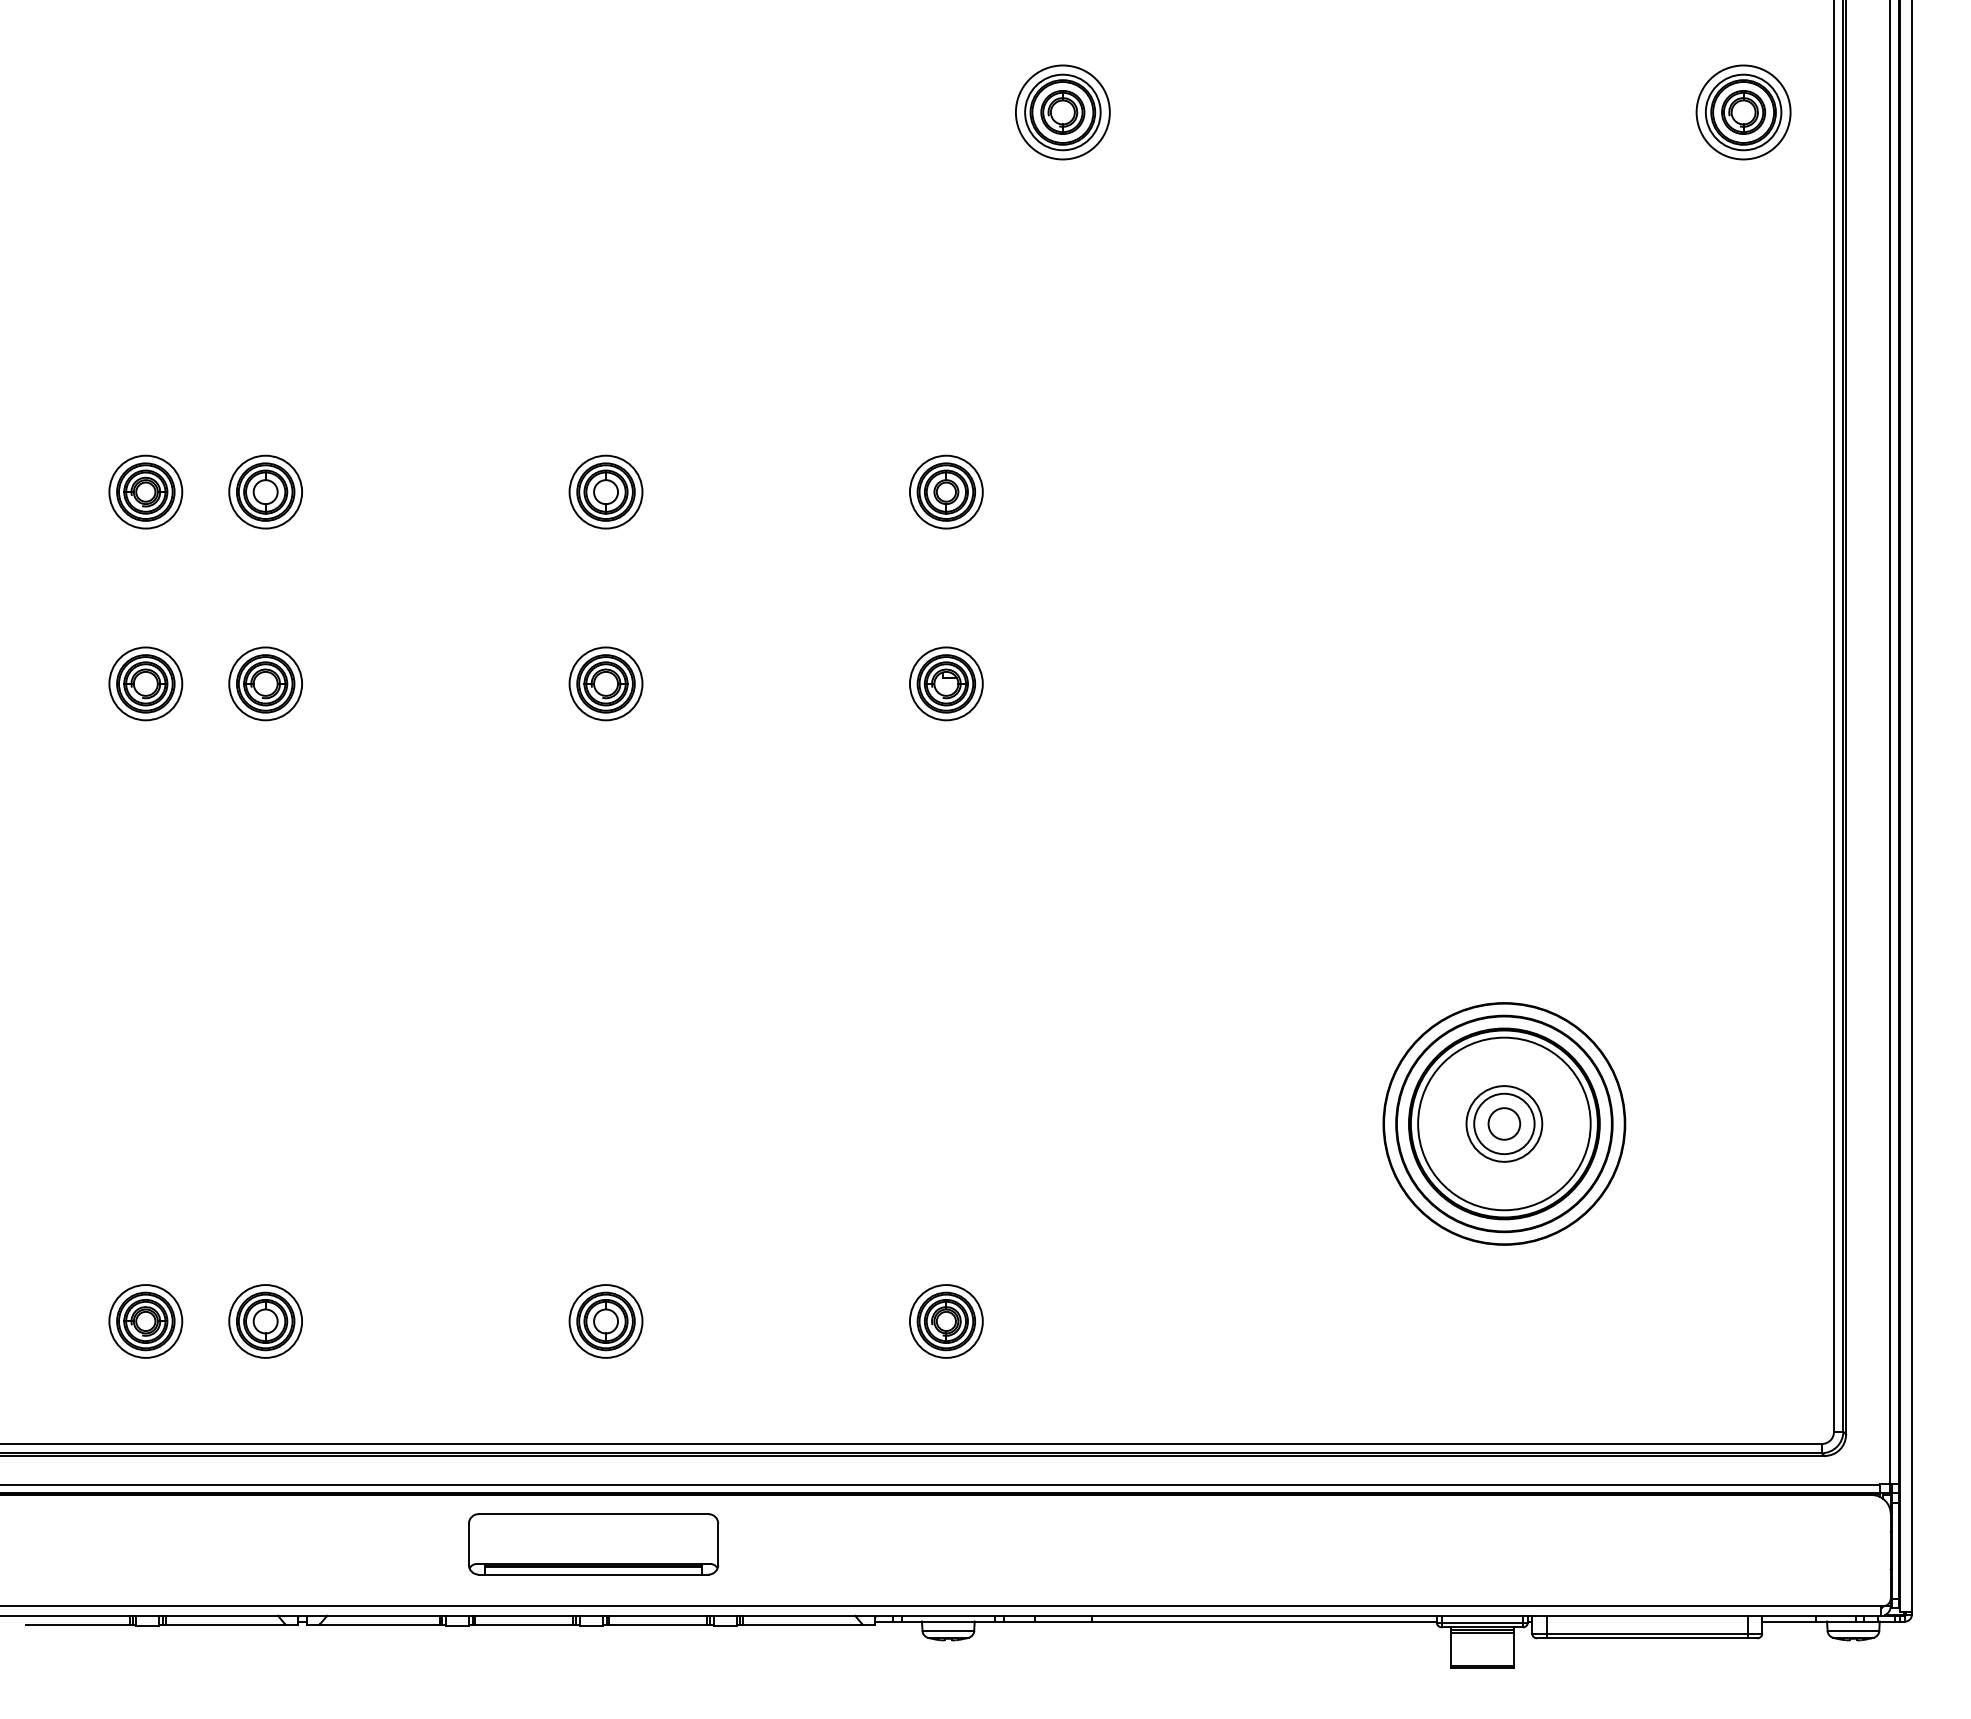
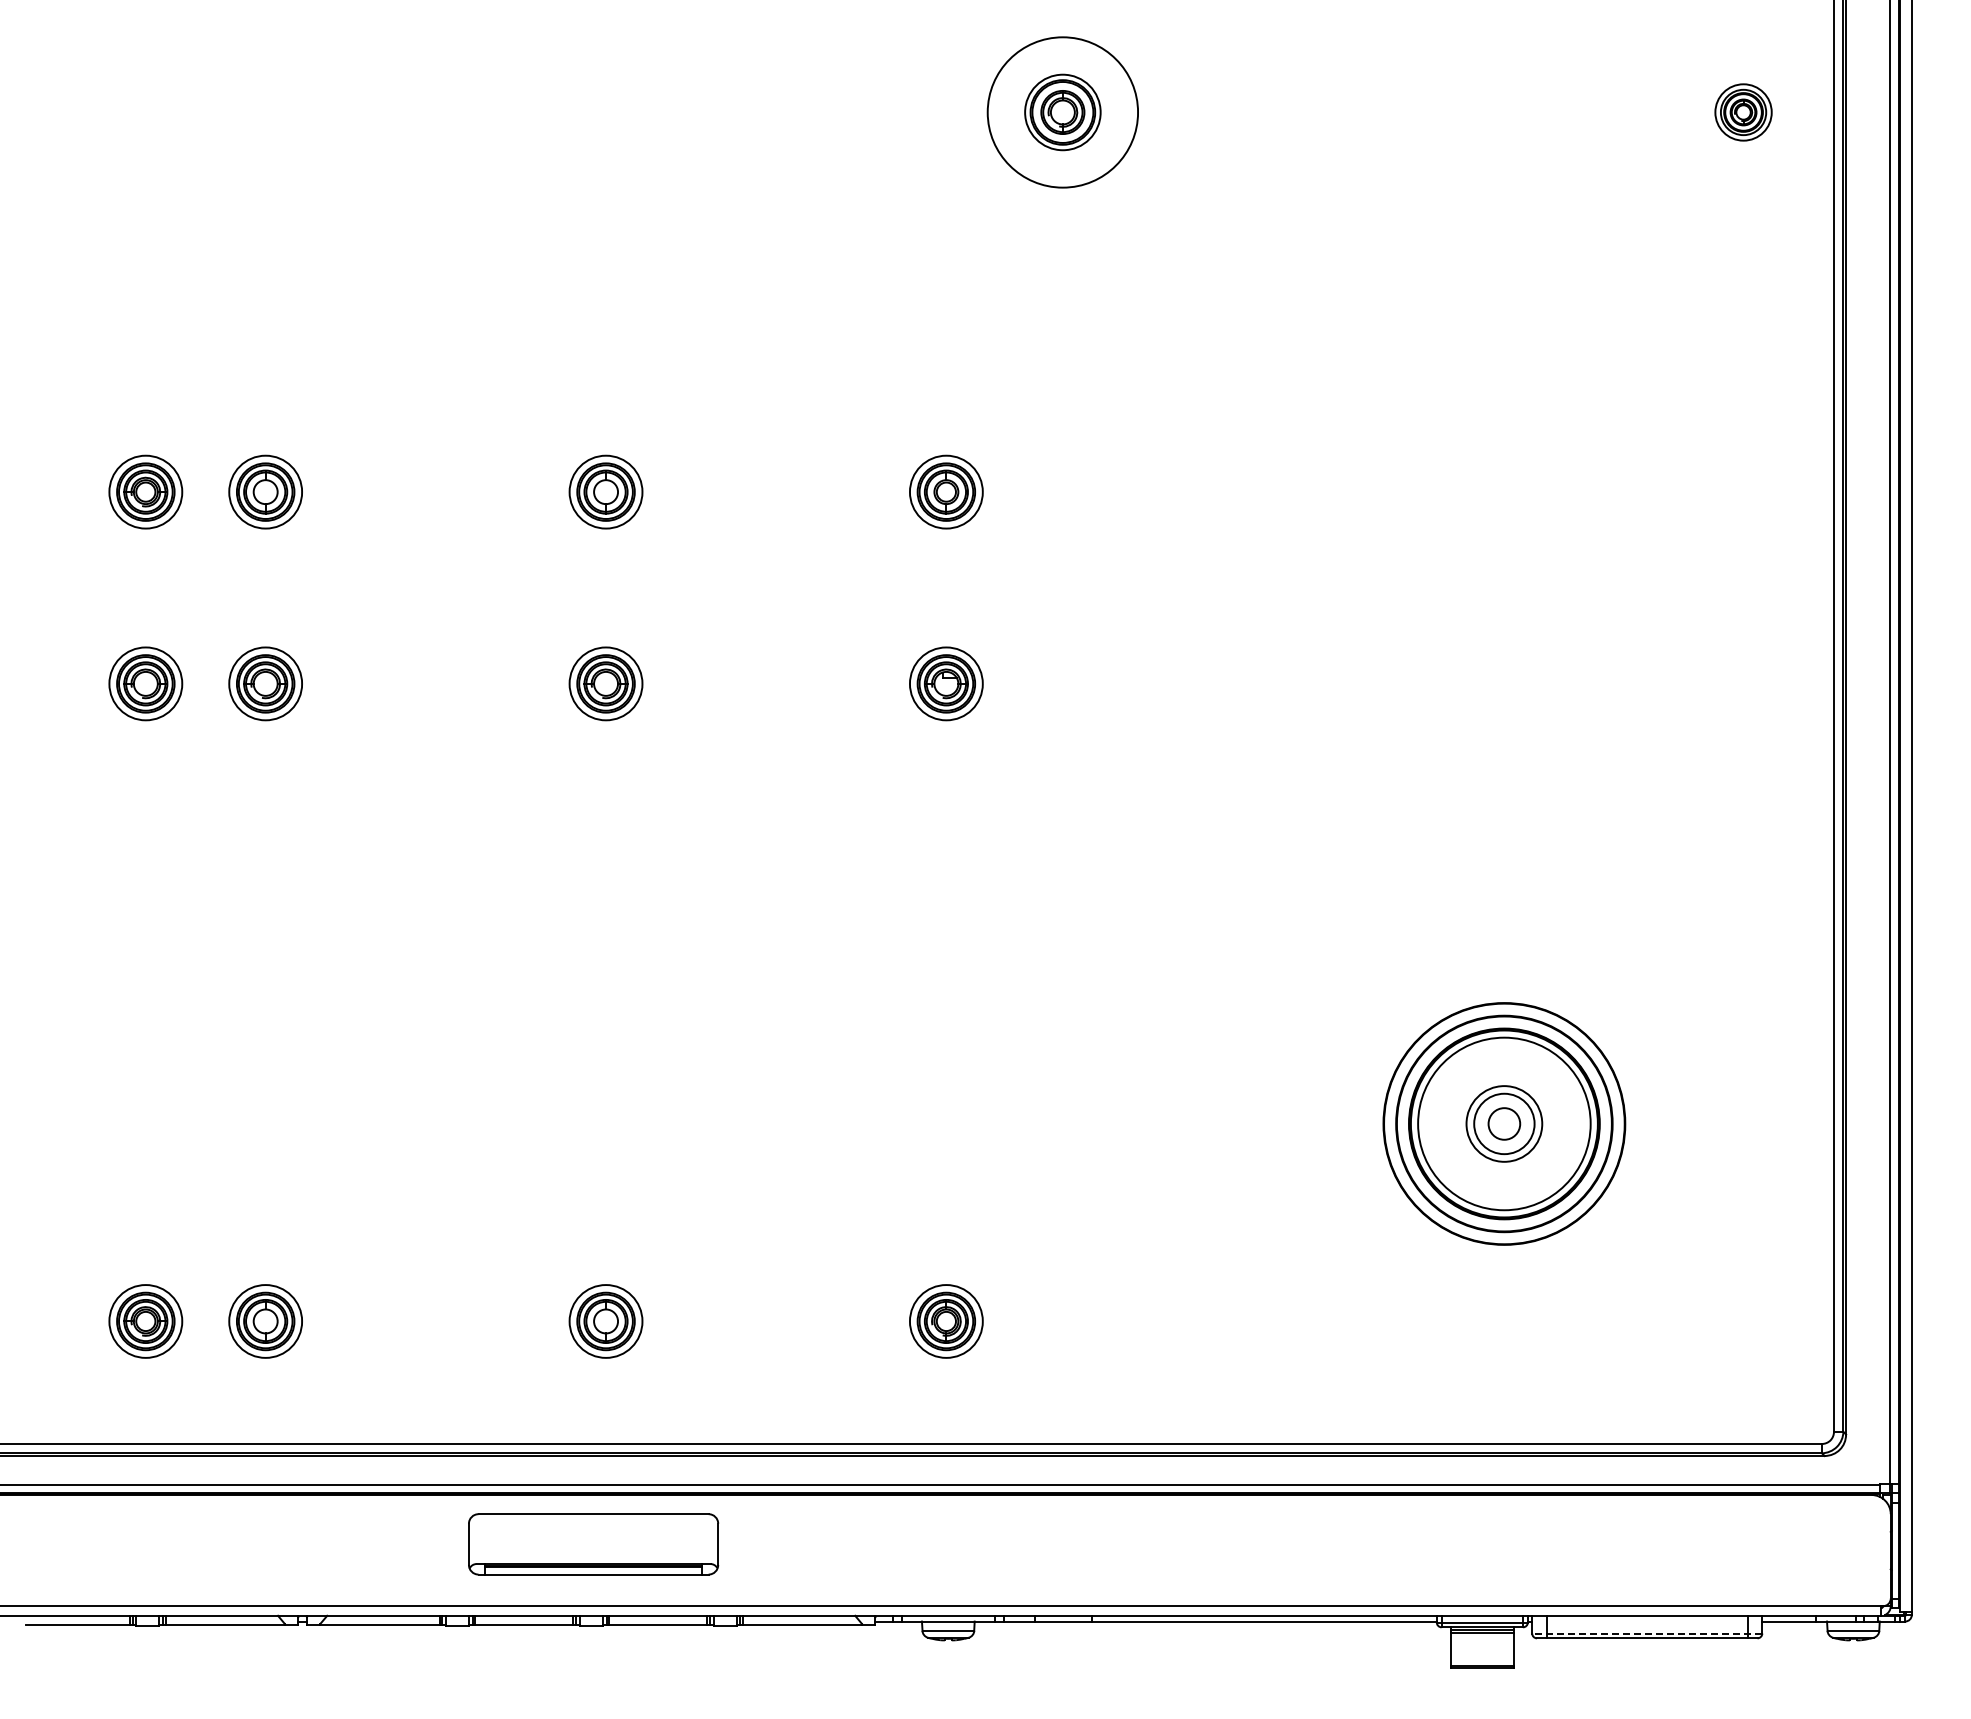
circle diameter: 94 px -> 150 px (1062, 112)
part size: 97x97 px -> 59x59 px (1743, 112)
line: solid -> dashed (1646, 1633)
